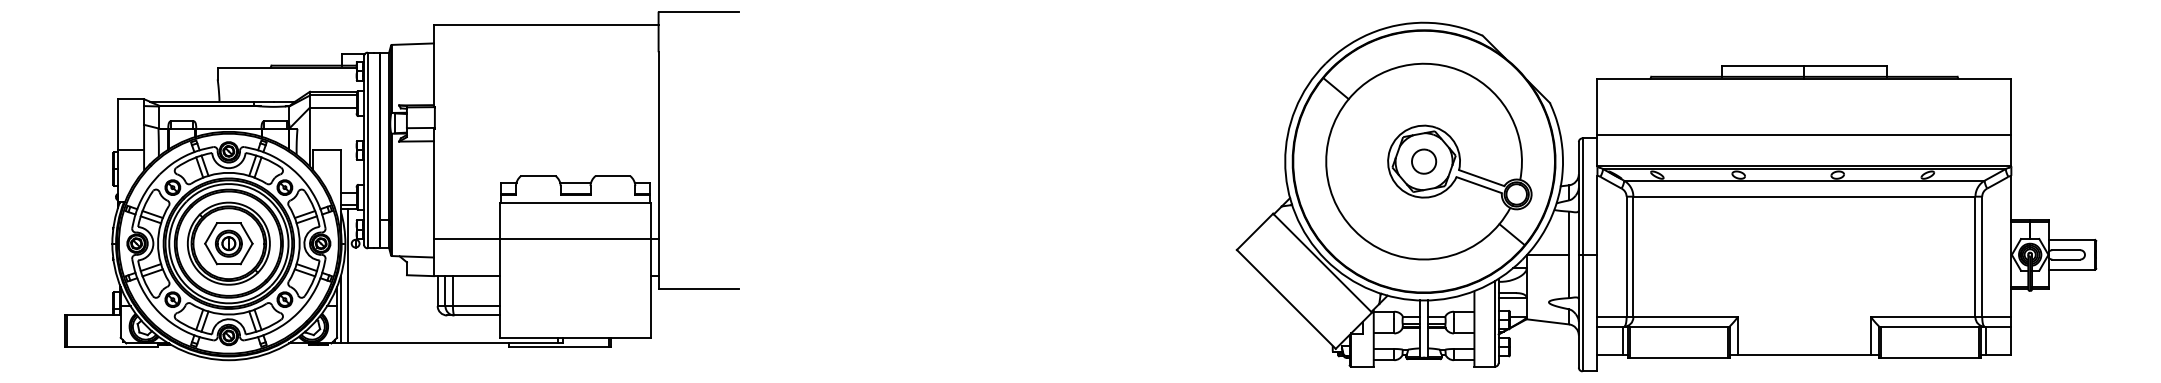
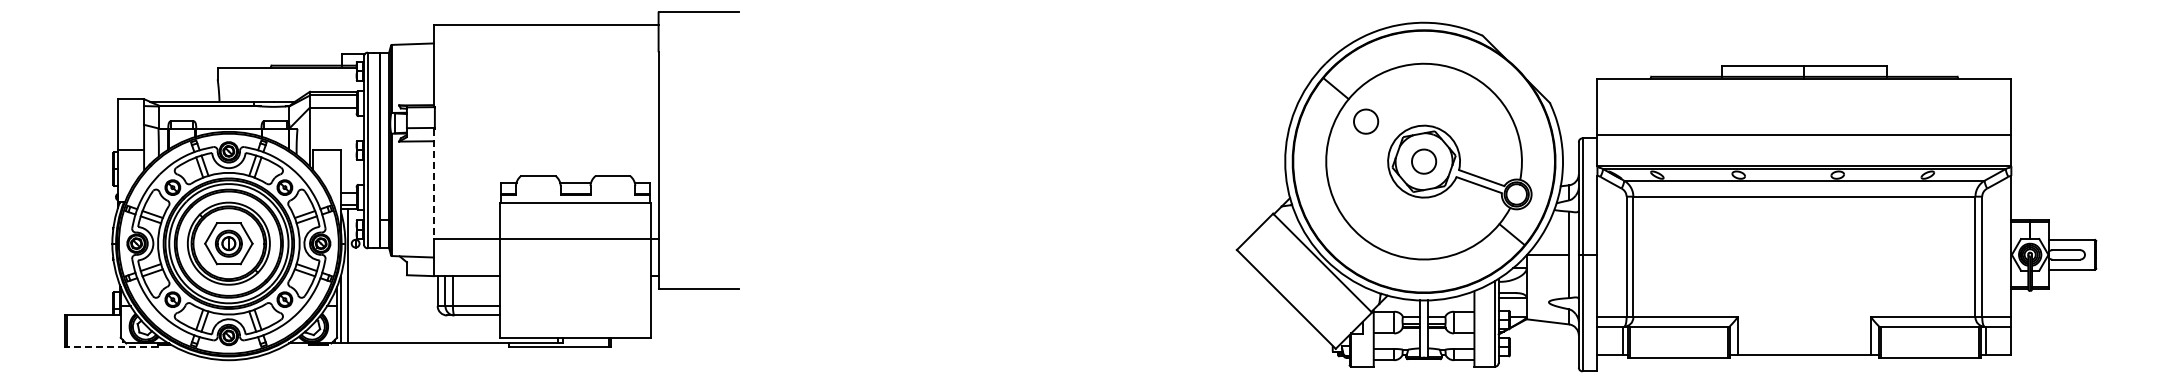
part: none -> present (1366, 121)
line: solid -> dashed (433, 184)
line: solid -> dashed (112, 347)
